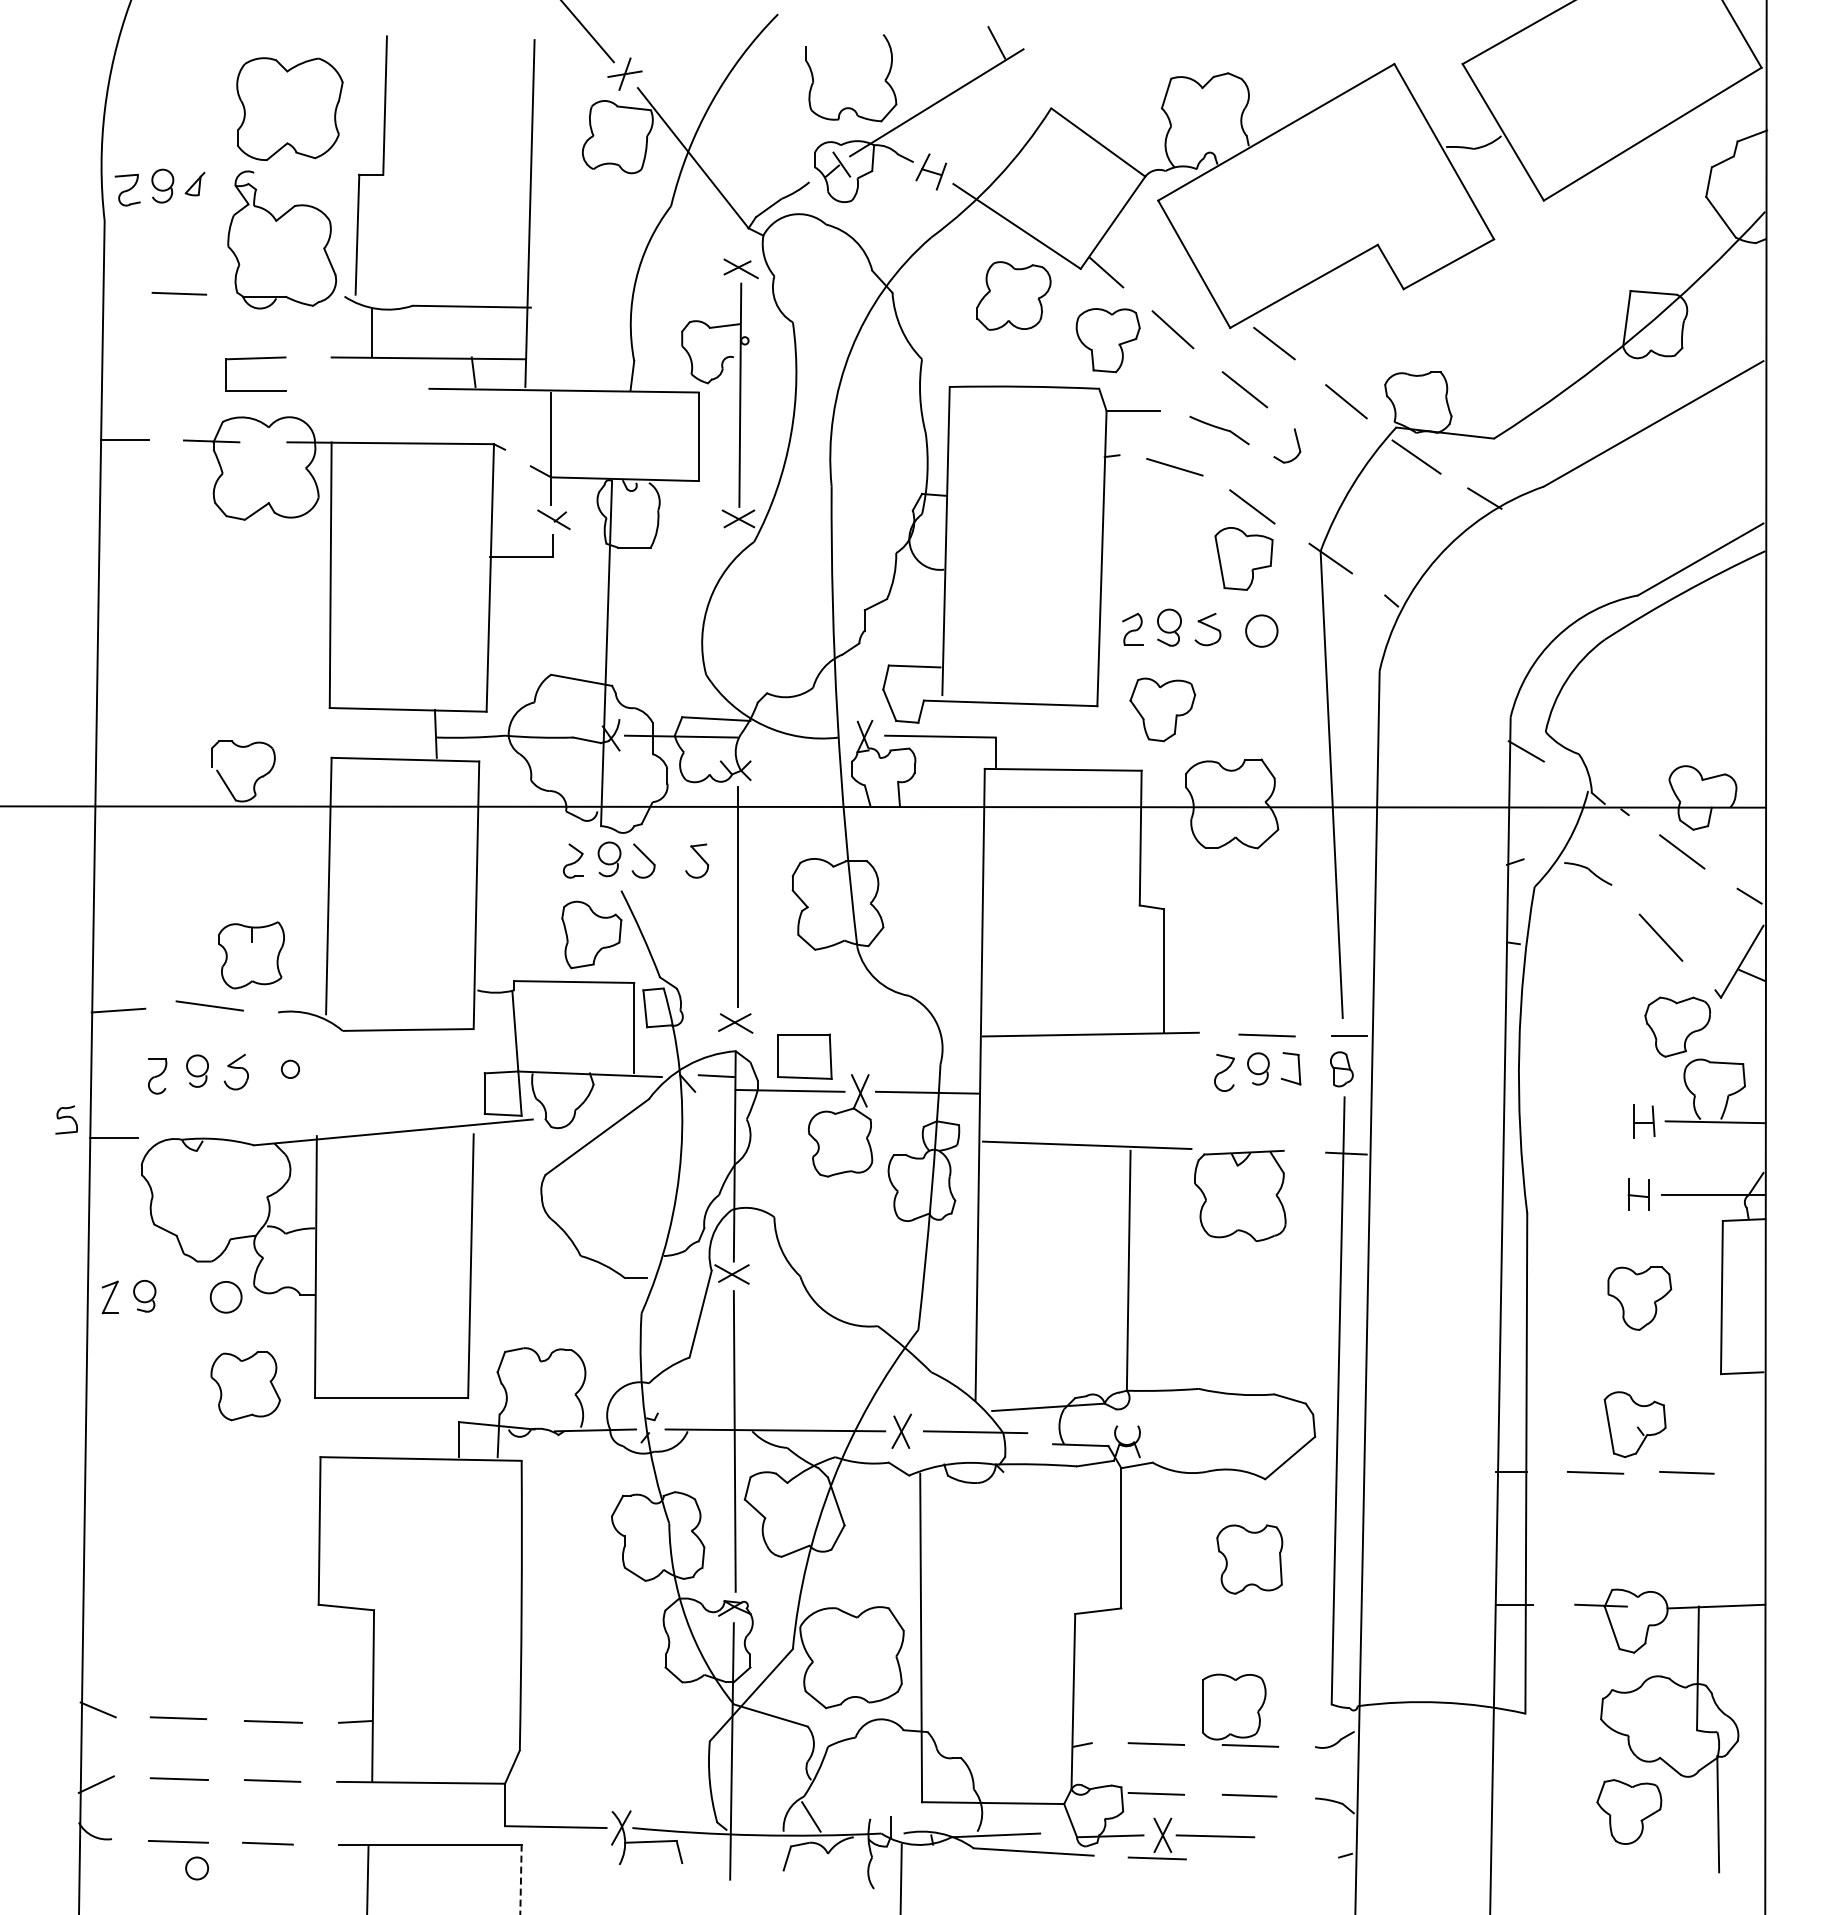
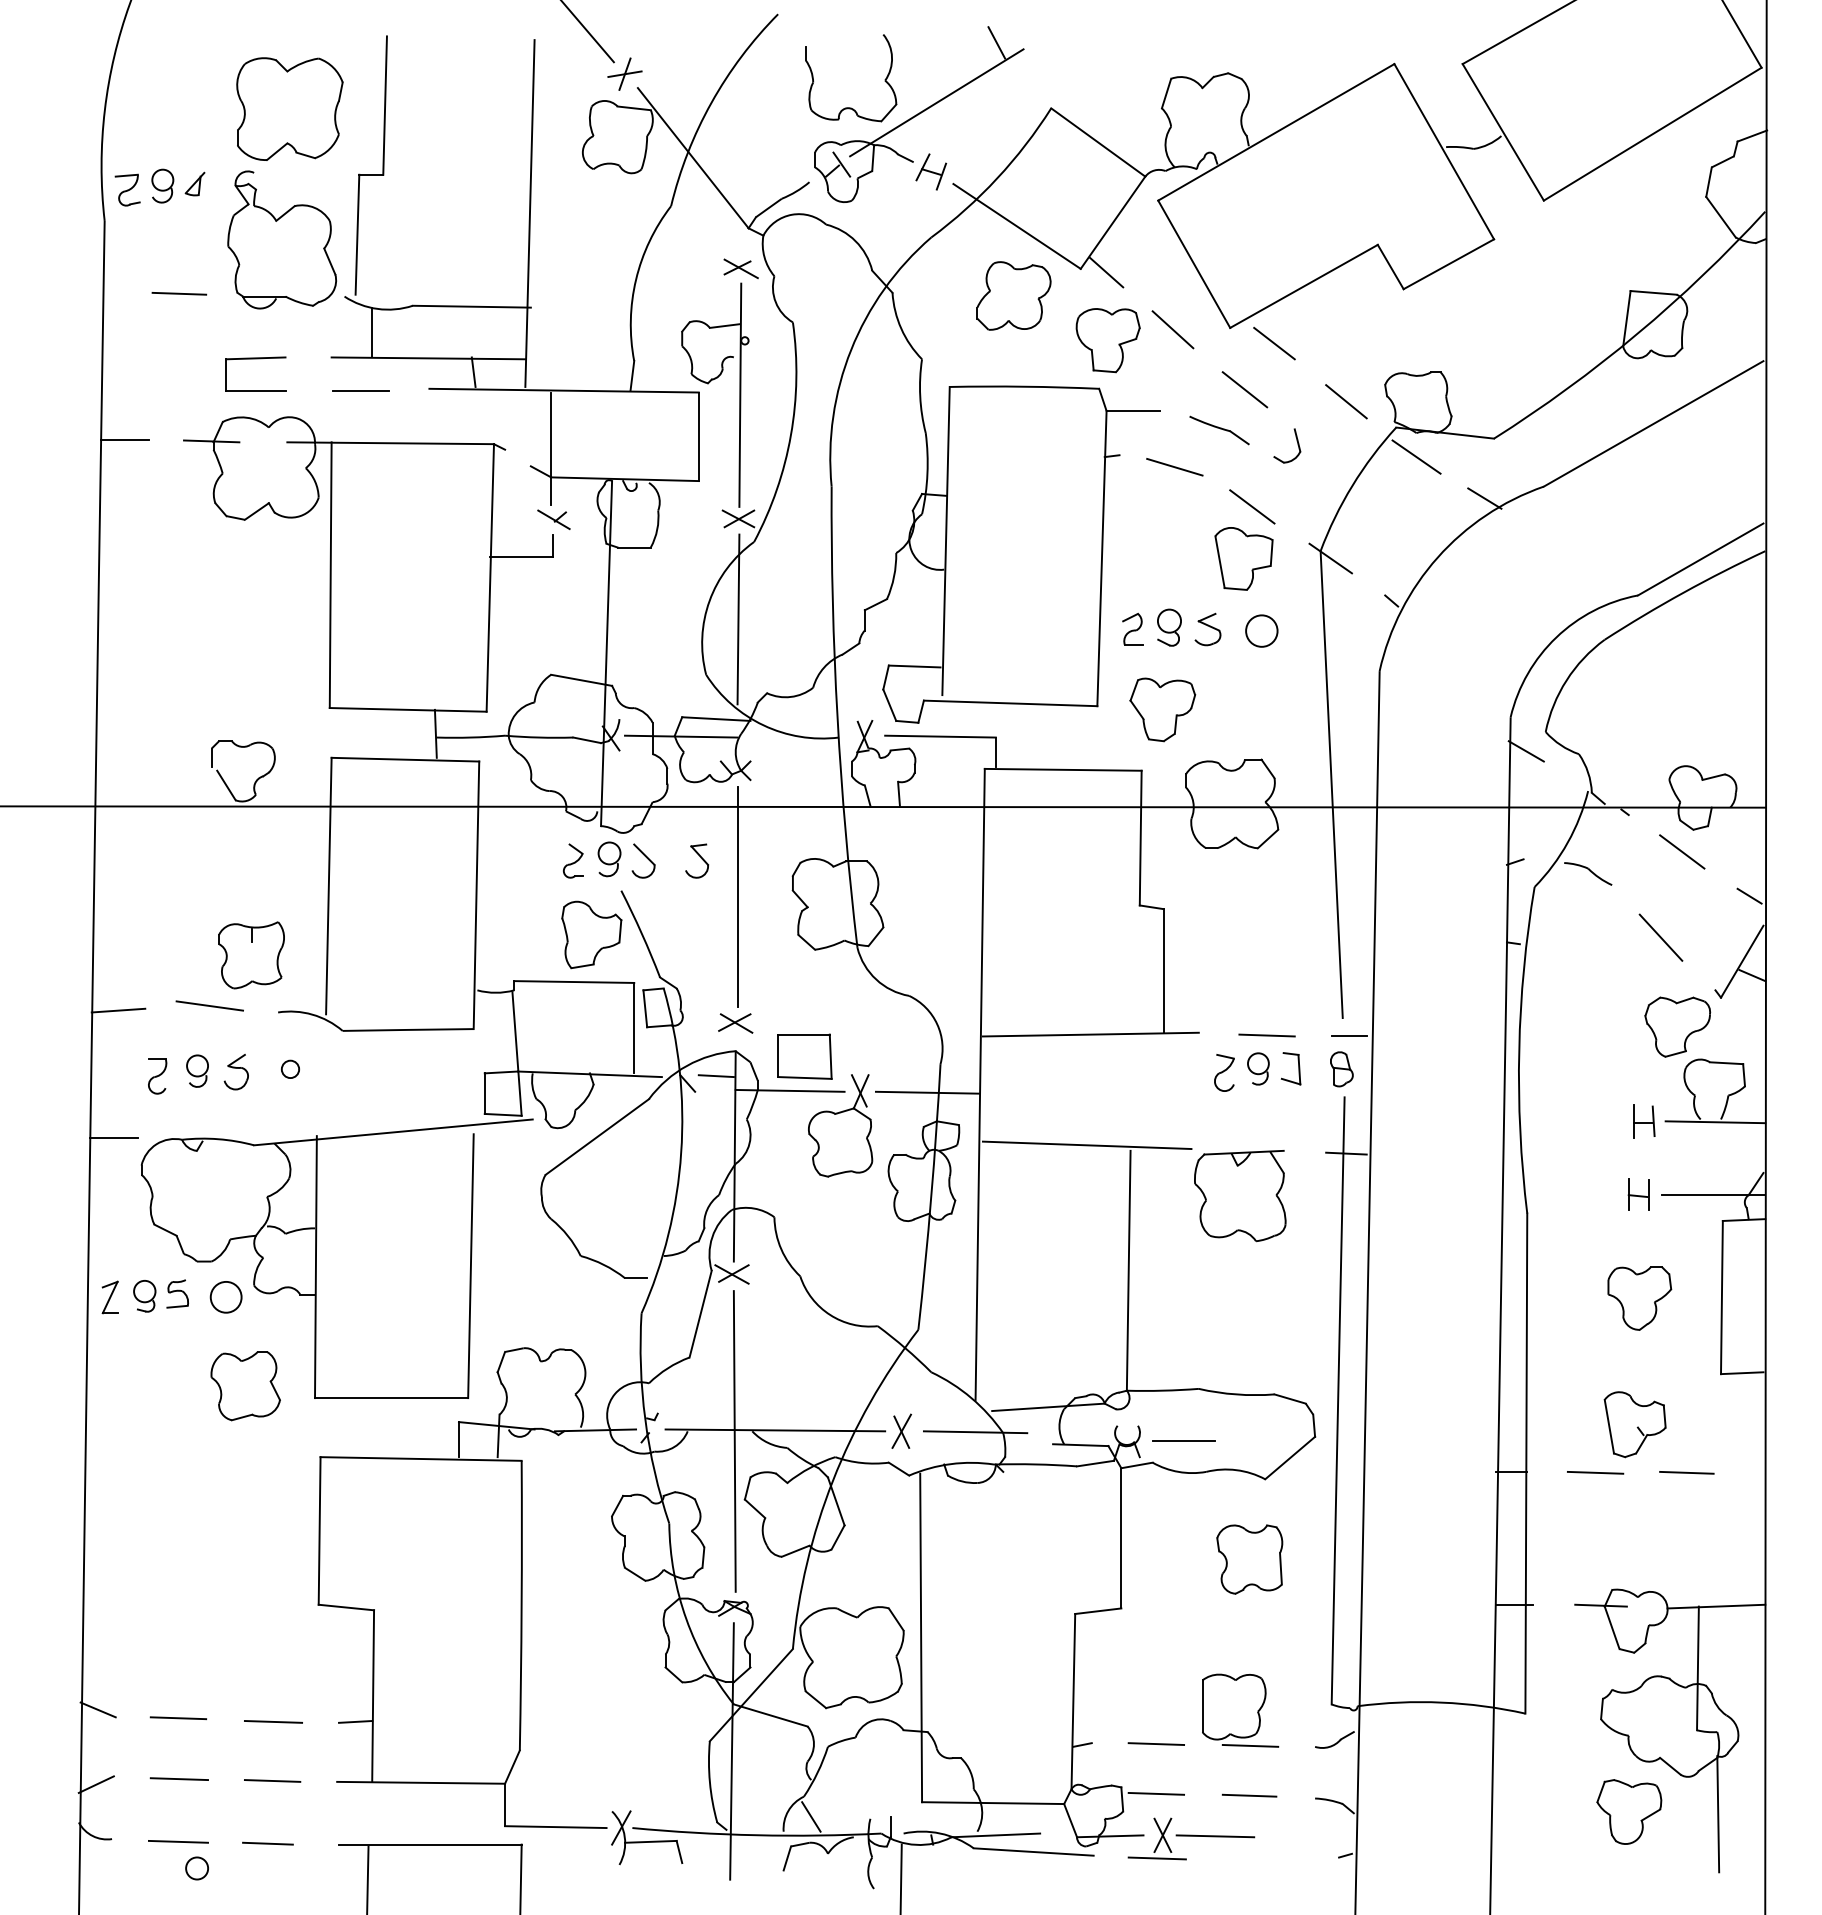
line: none -> present (360, 390)
line: none -> present (738, 619)
part position: (66, 1119) -> (177, 1293) (177, 1293)
line: none -> present (1183, 1440)
line: dashed -> solid (520, 1879)
